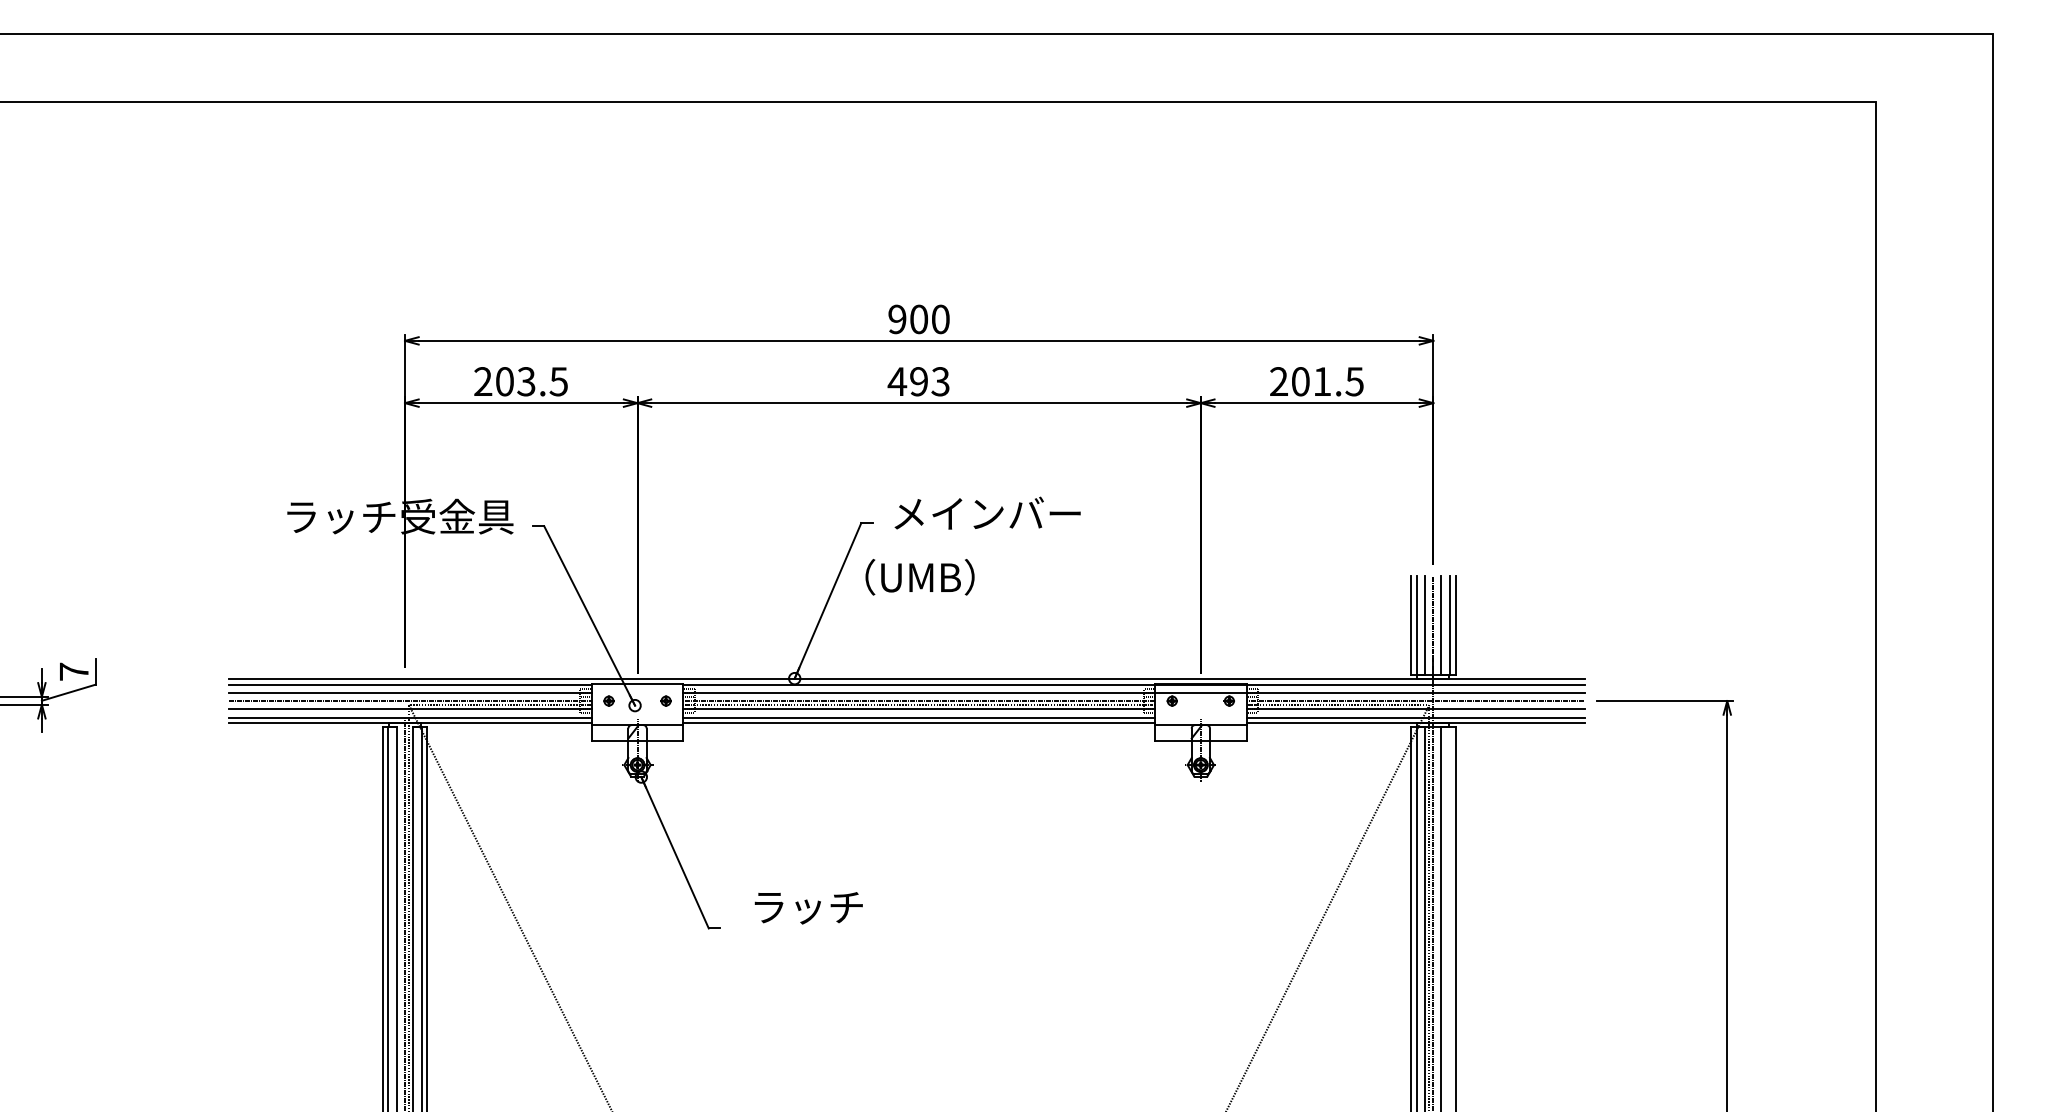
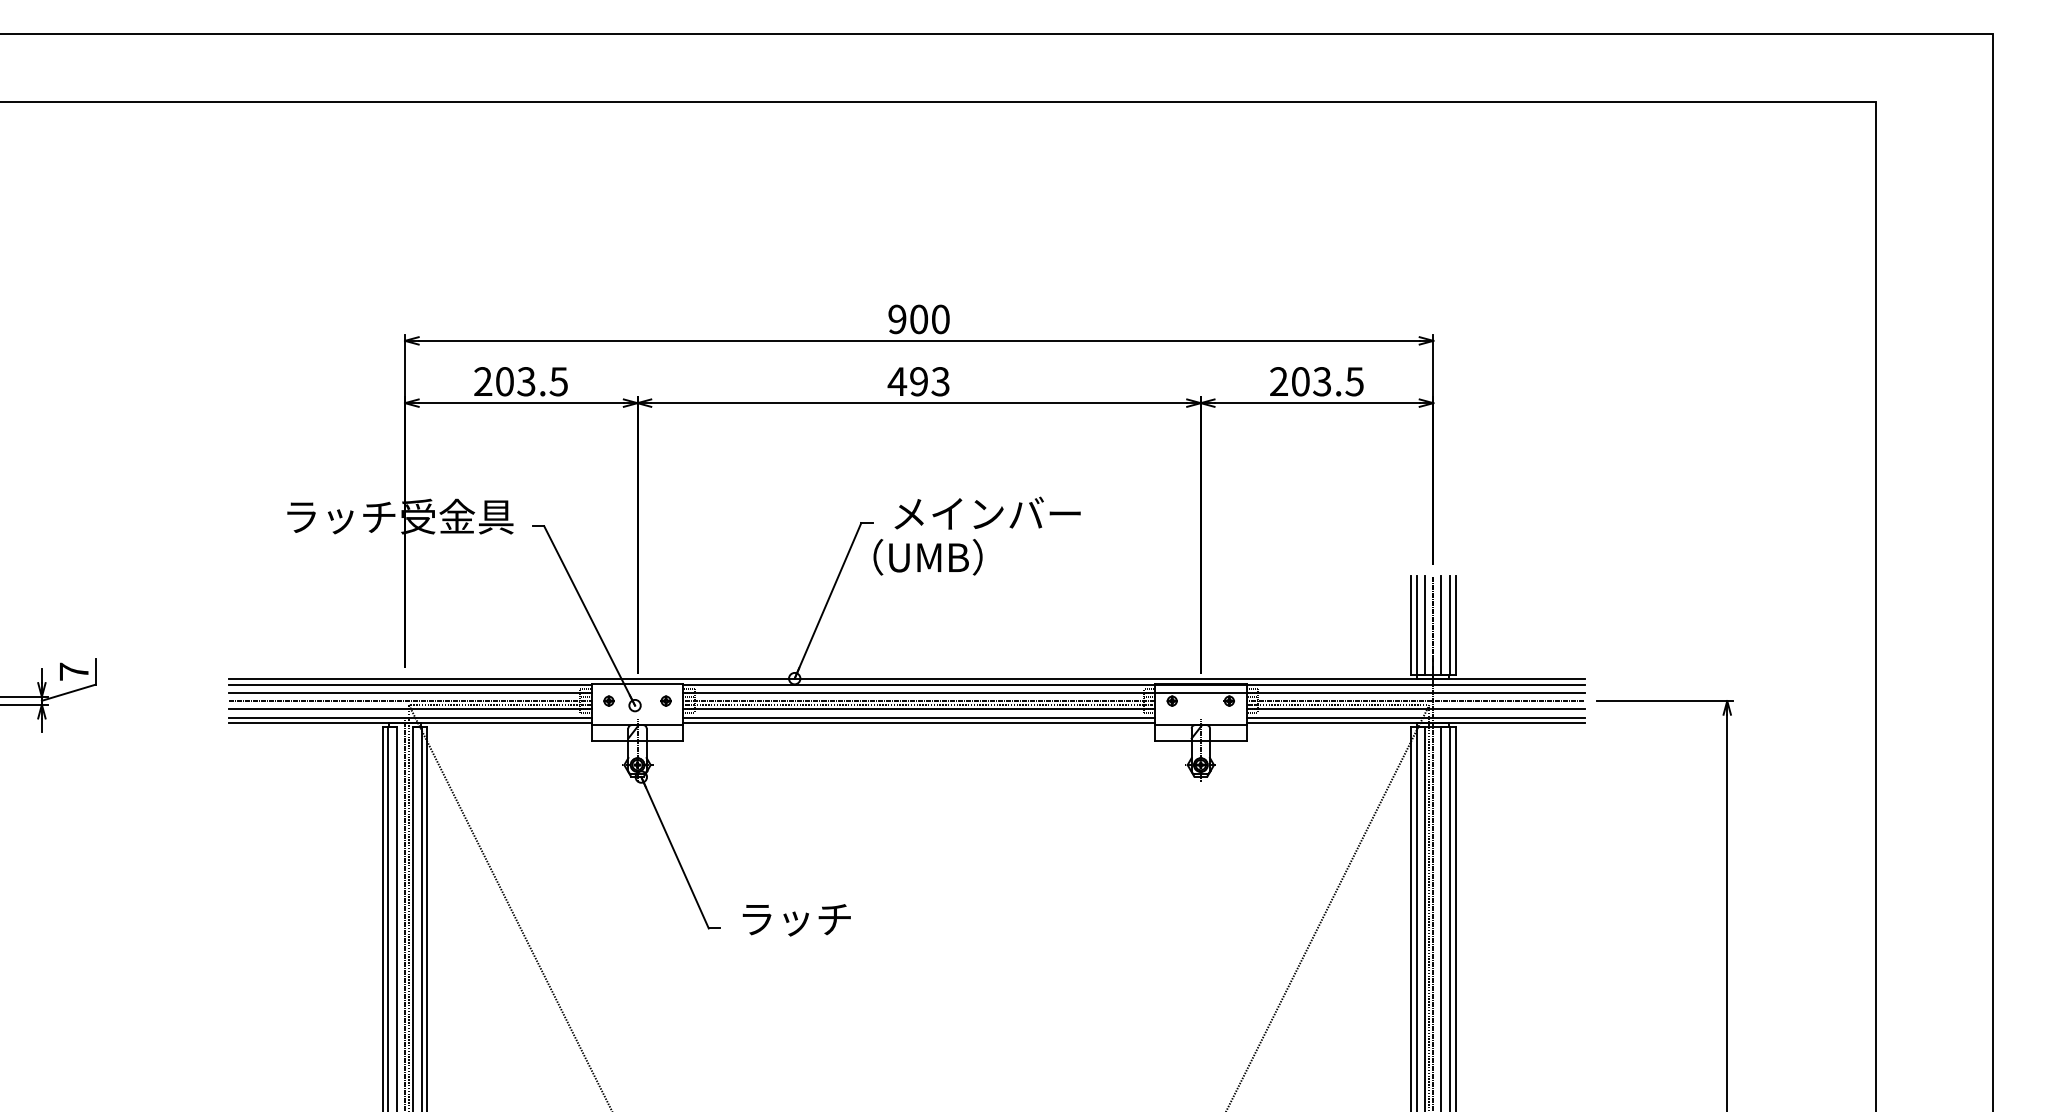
text: 201.5 -> 203.5 (1321, 381)
text position: (919, 577) -> (927, 557) (927, 557)
text position: (808, 908) -> (796, 920) (796, 920)
line: none -> present (1449, 917)
